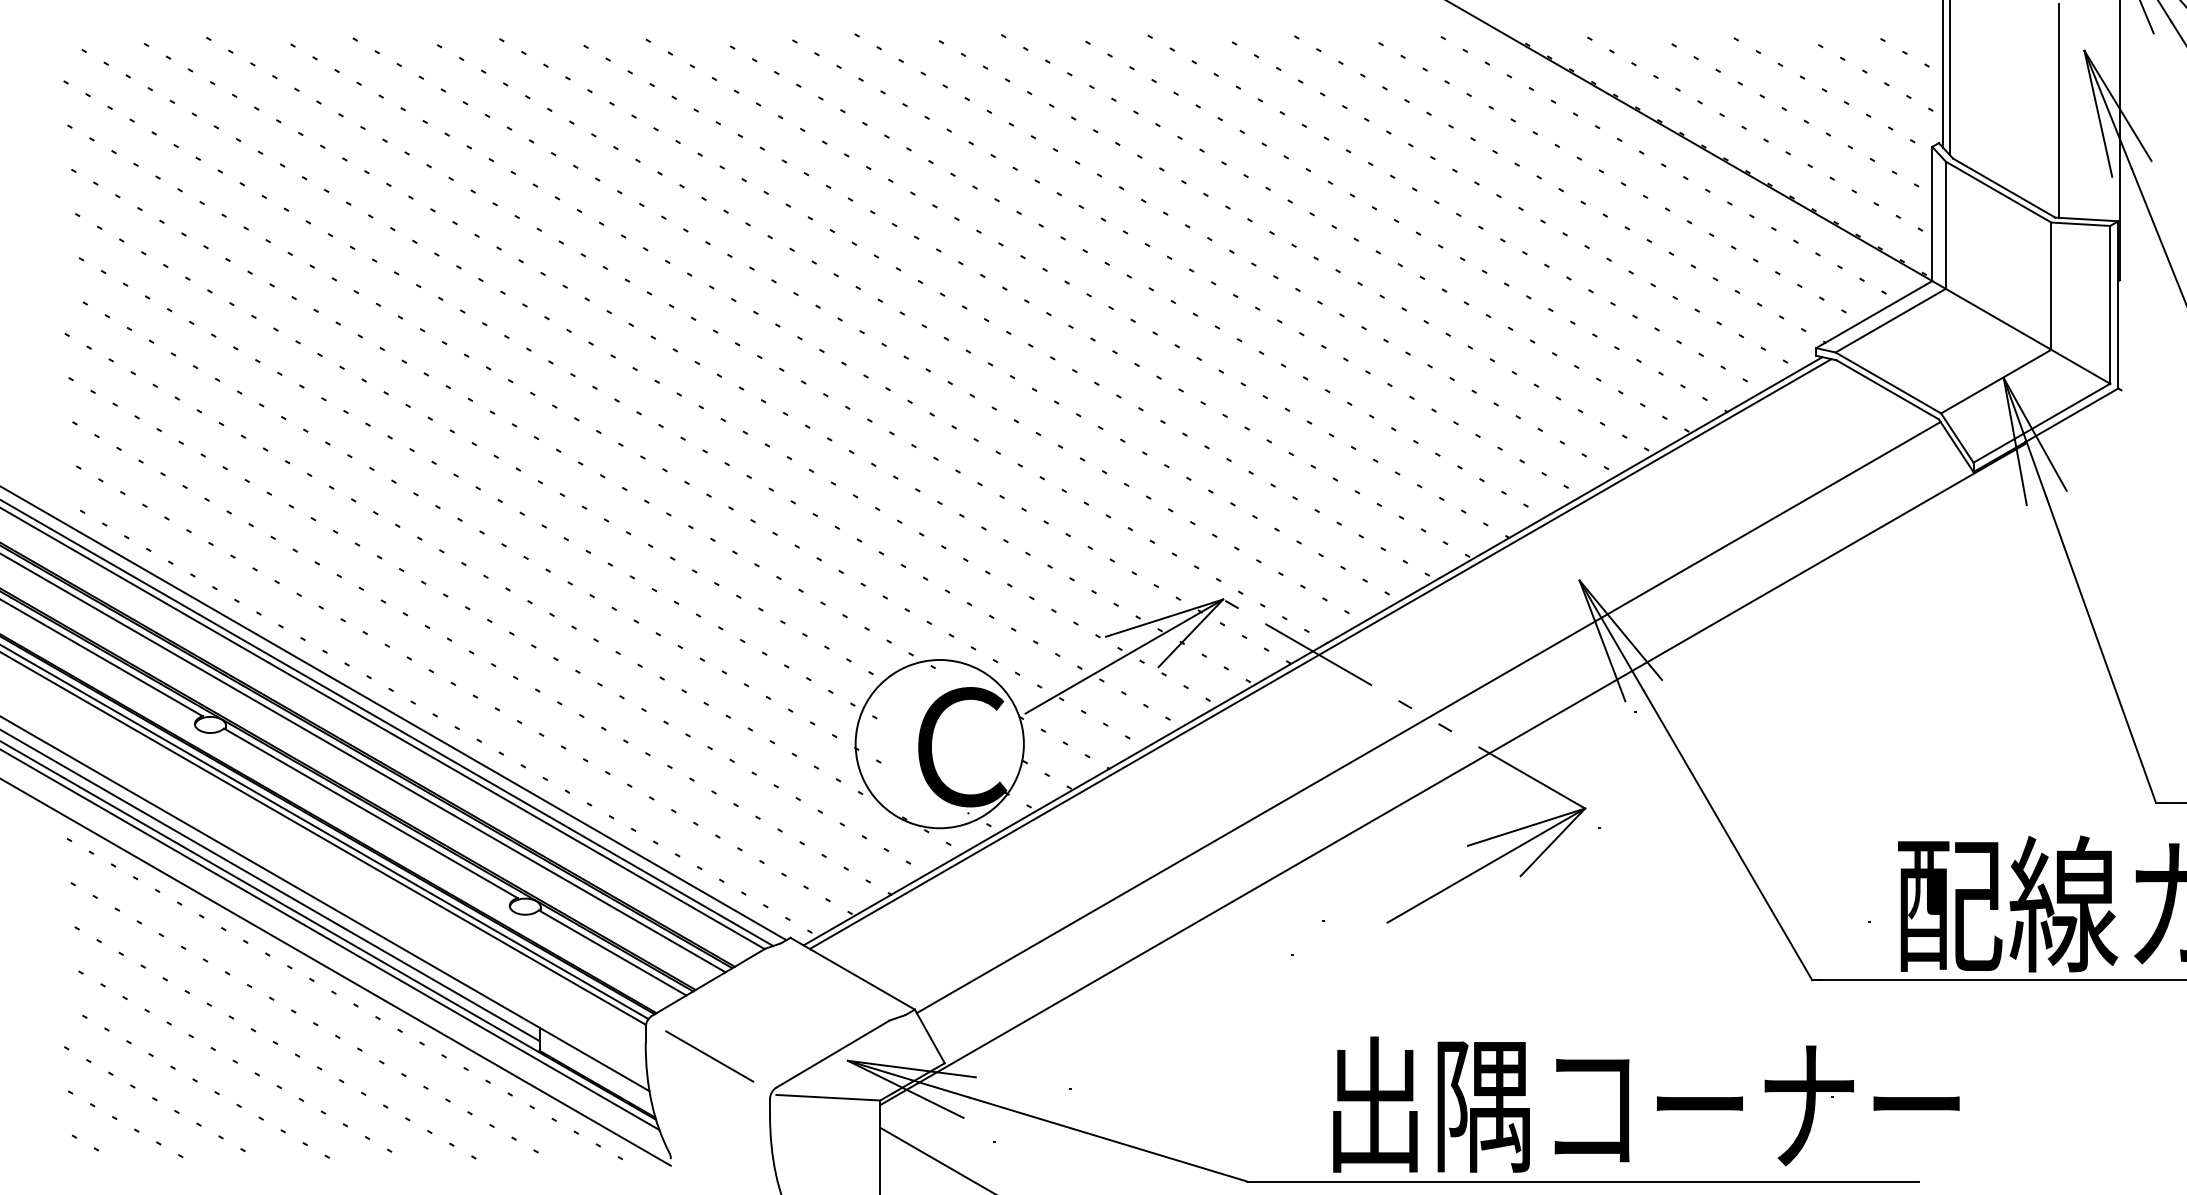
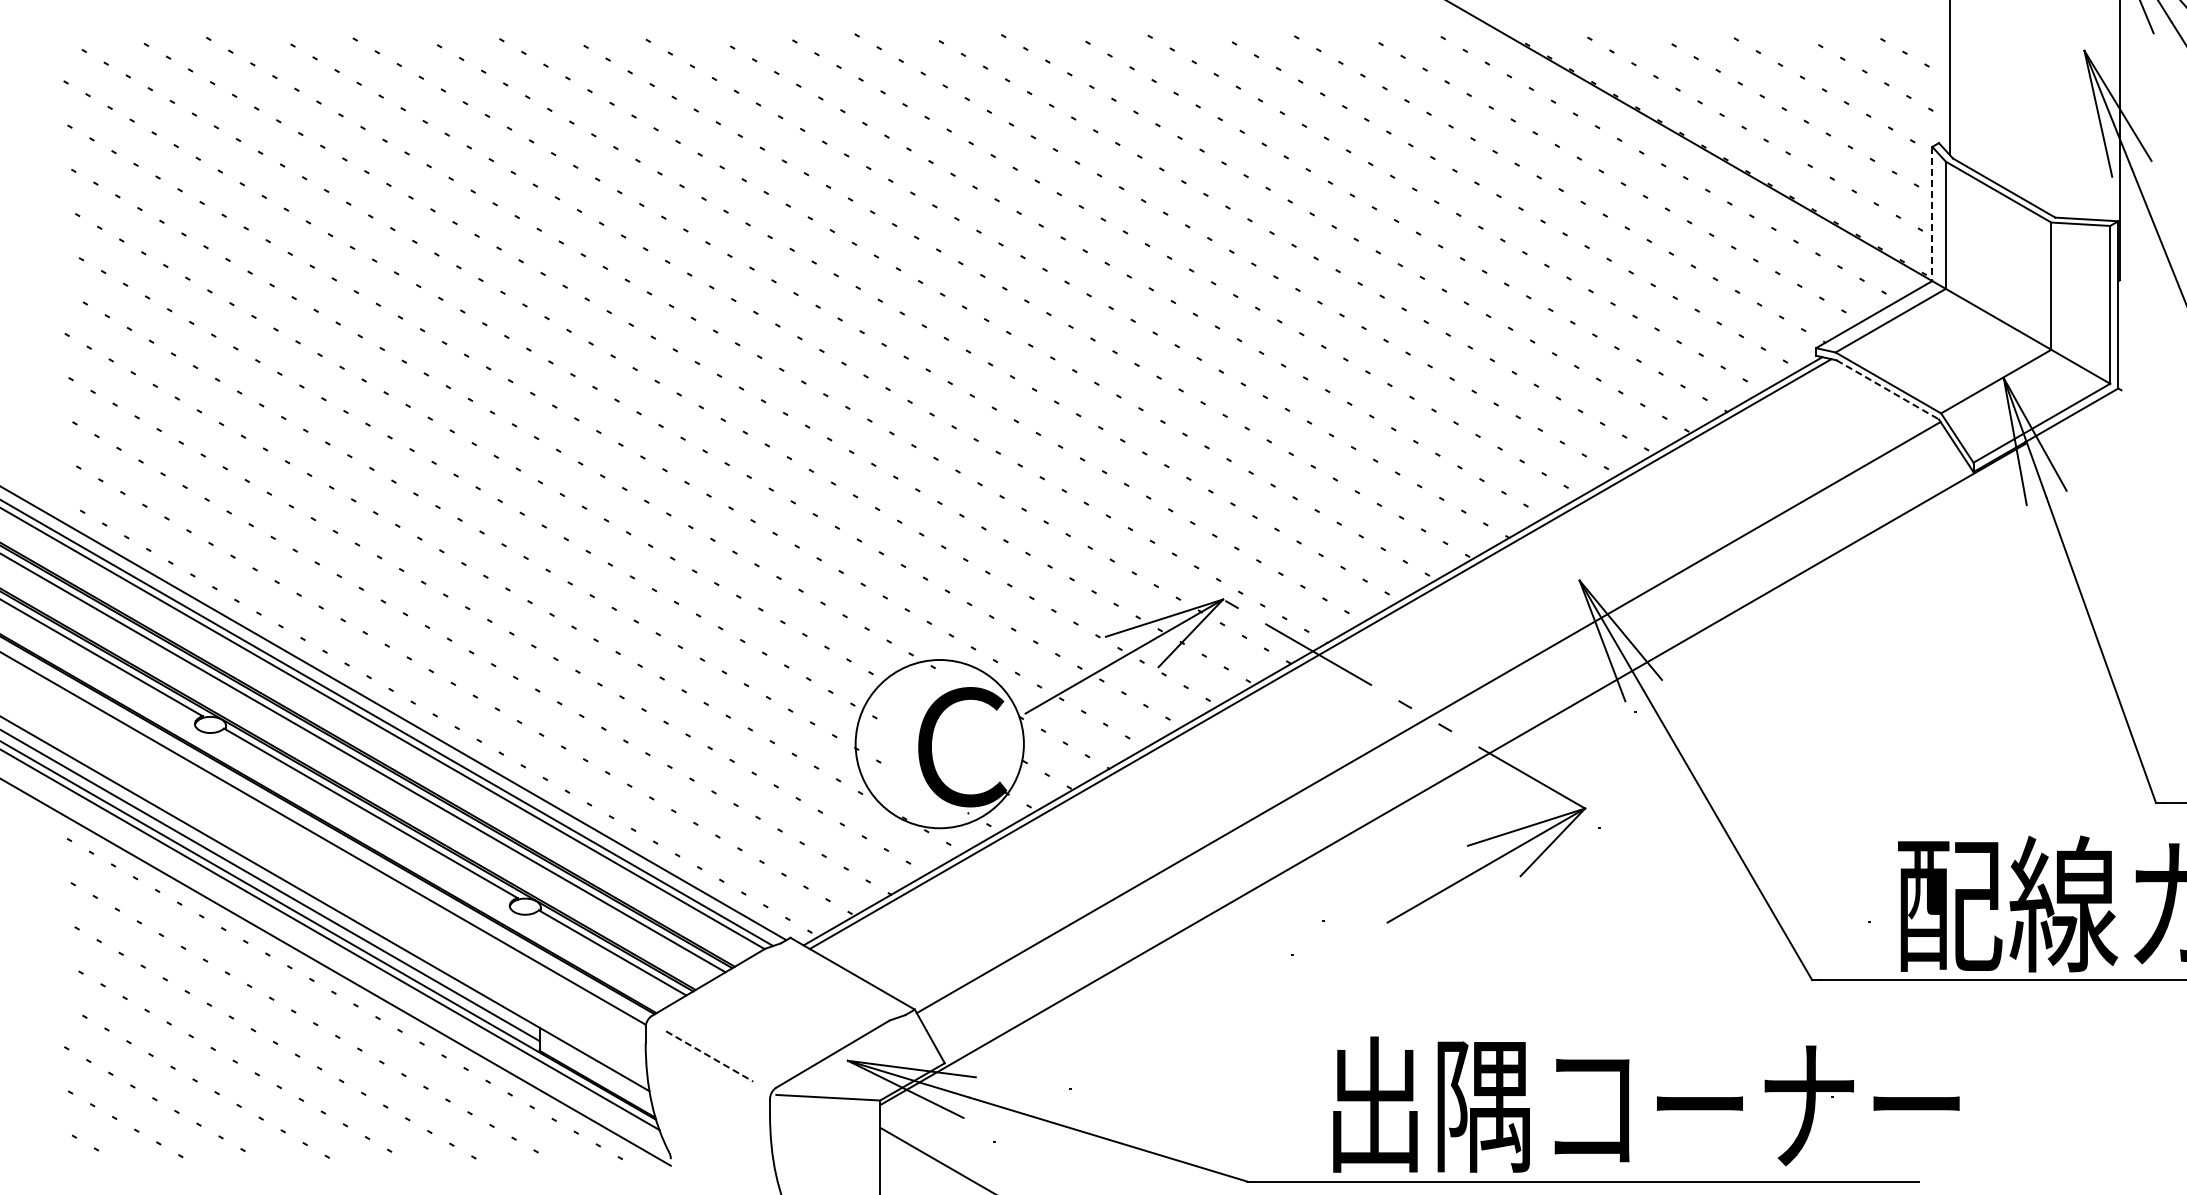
line: present -> none (1943, 74)
line: present -> none (2058, 110)
line: solid -> dashed (1932, 214)
line: solid -> dashed (1888, 390)
line: present -> none (325, 832)
line: solid -> dashed (710, 1056)
